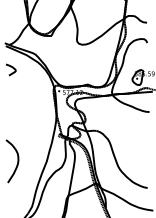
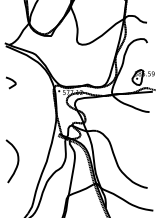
curve position: (12, 68) -> (12, 81) (12, 81)
